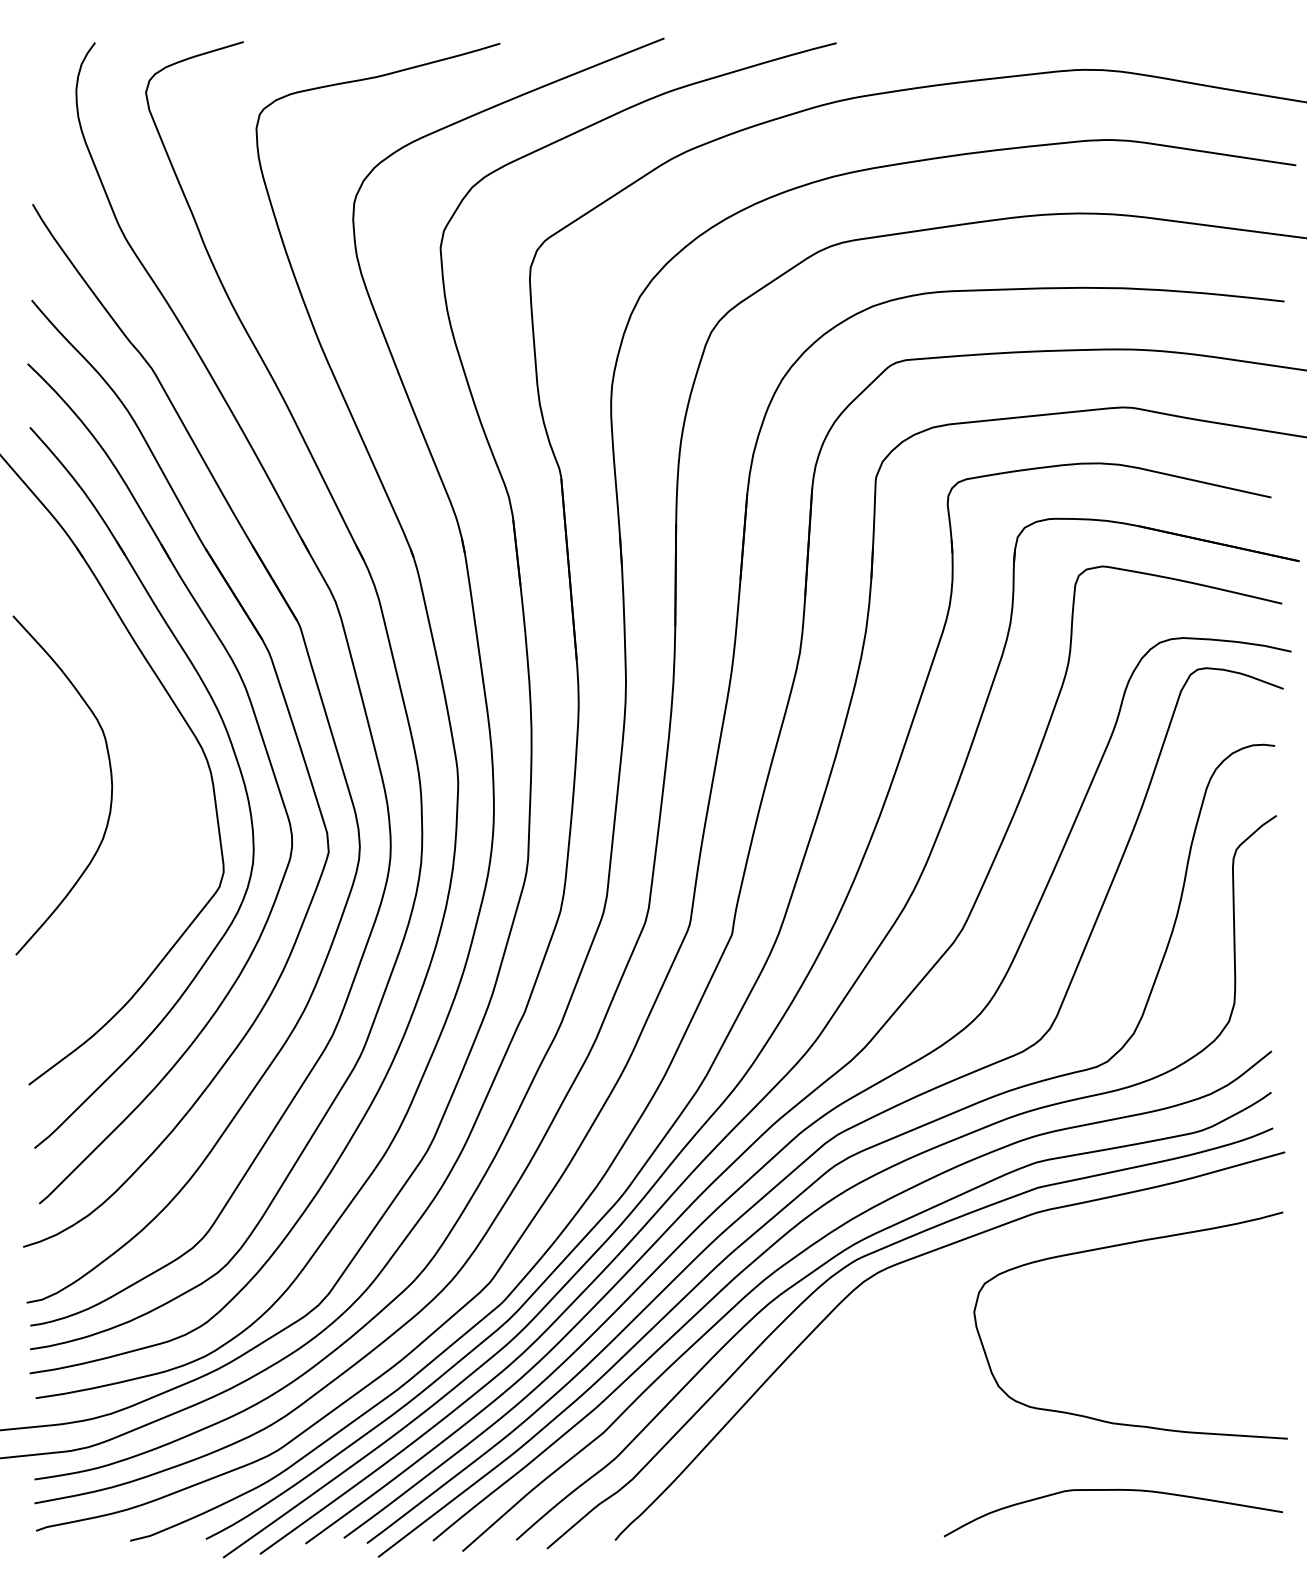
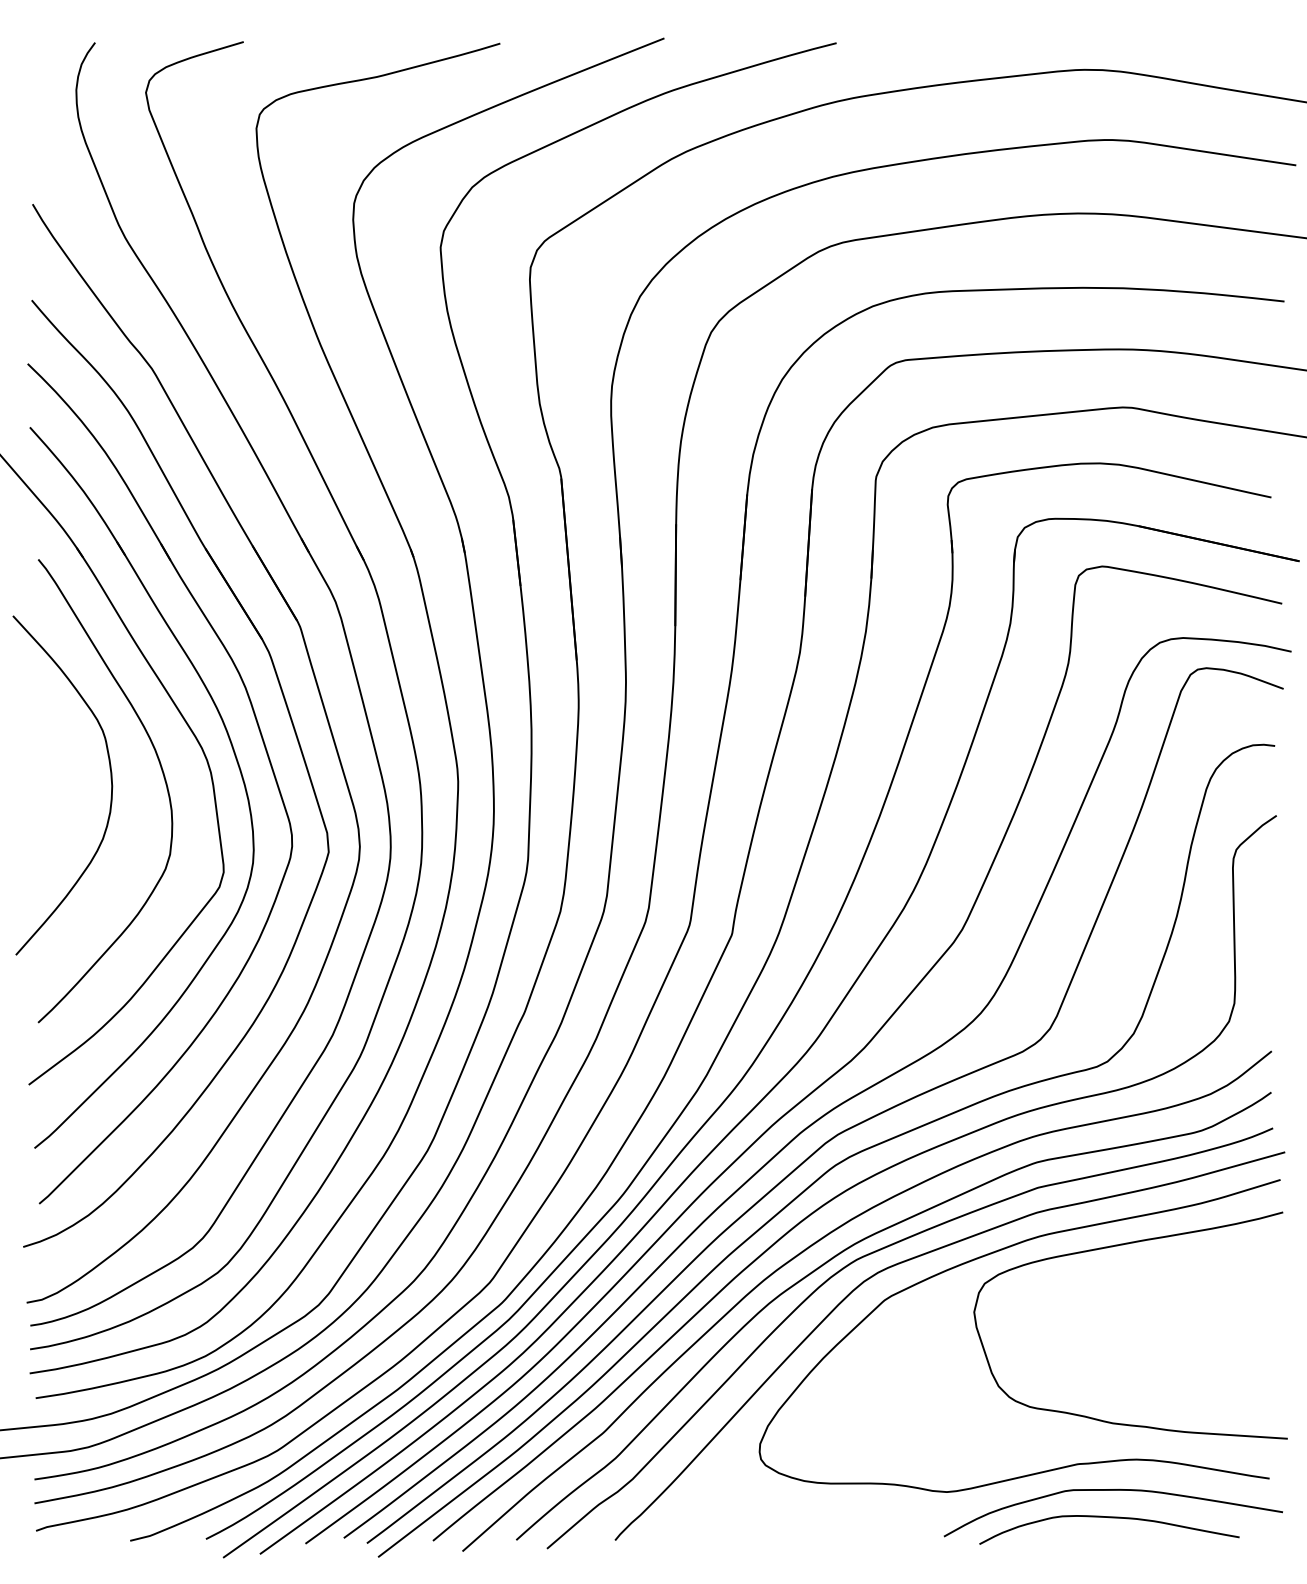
curve: none -> present (161, 771)
curve: none -> present (991, 1254)
curve: none -> present (1109, 1518)
